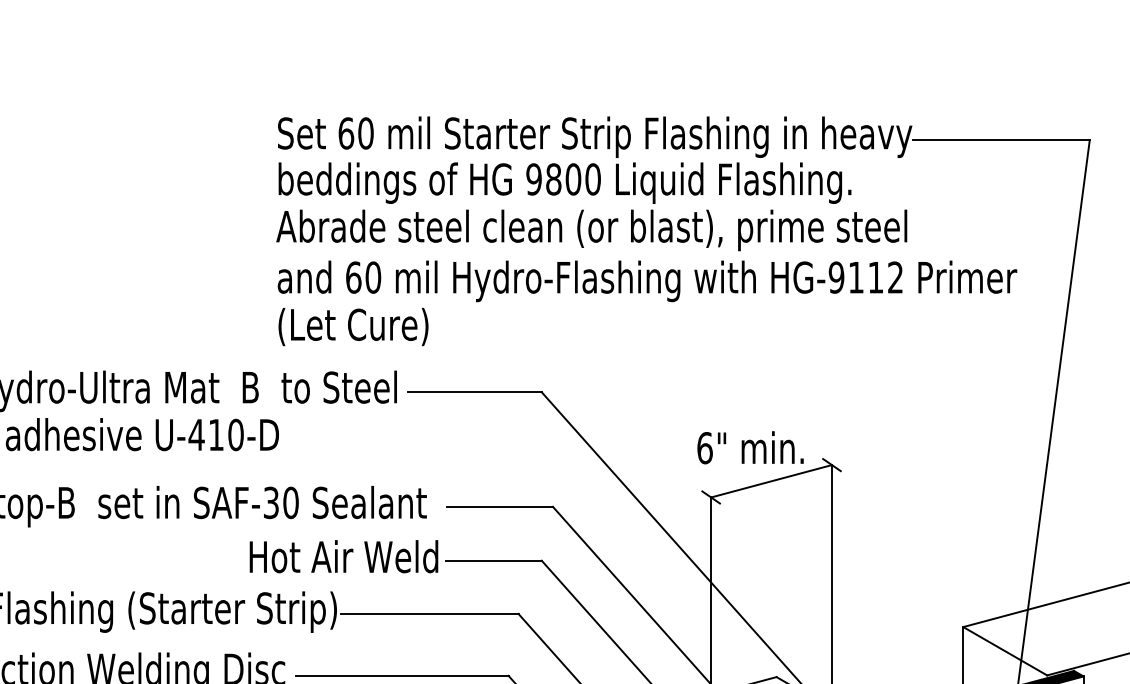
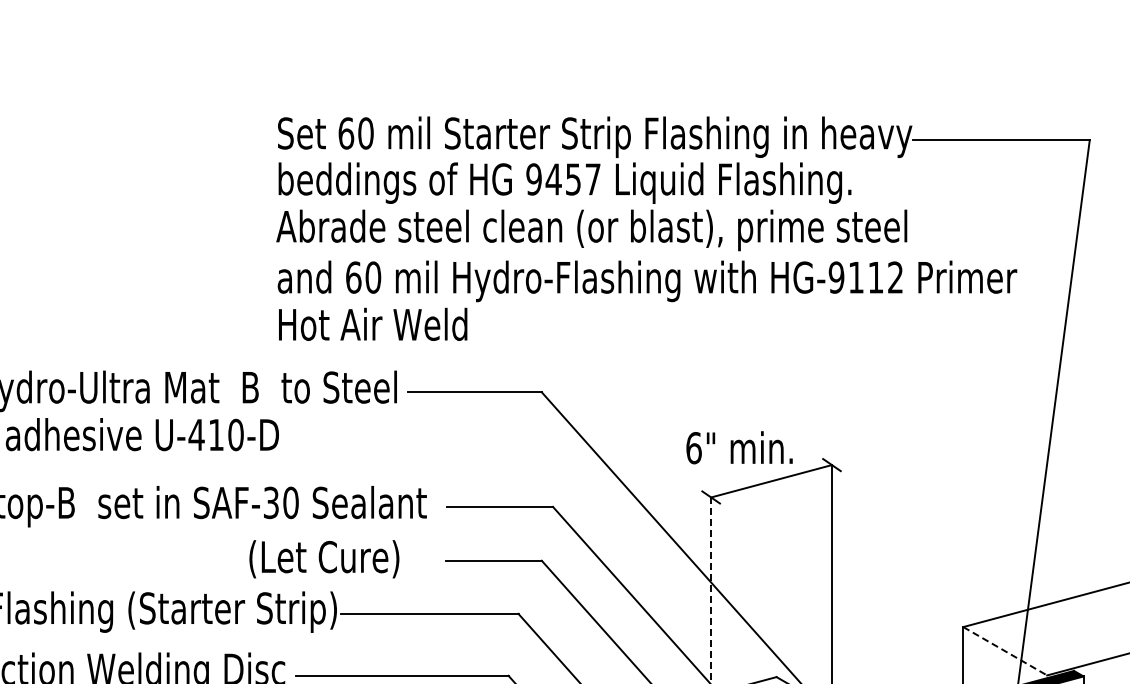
text: 9800 -> 9457 (572, 179)
text: (Let Cure) -> Hot Air Weld (372, 326)
text position: (750, 447) -> (739, 447) (739, 447)
text: Hot Air Weld -> (Let Cure) (343, 559)
line: solid -> dashed (711, 590)
line: solid -> dashed (1005, 651)
